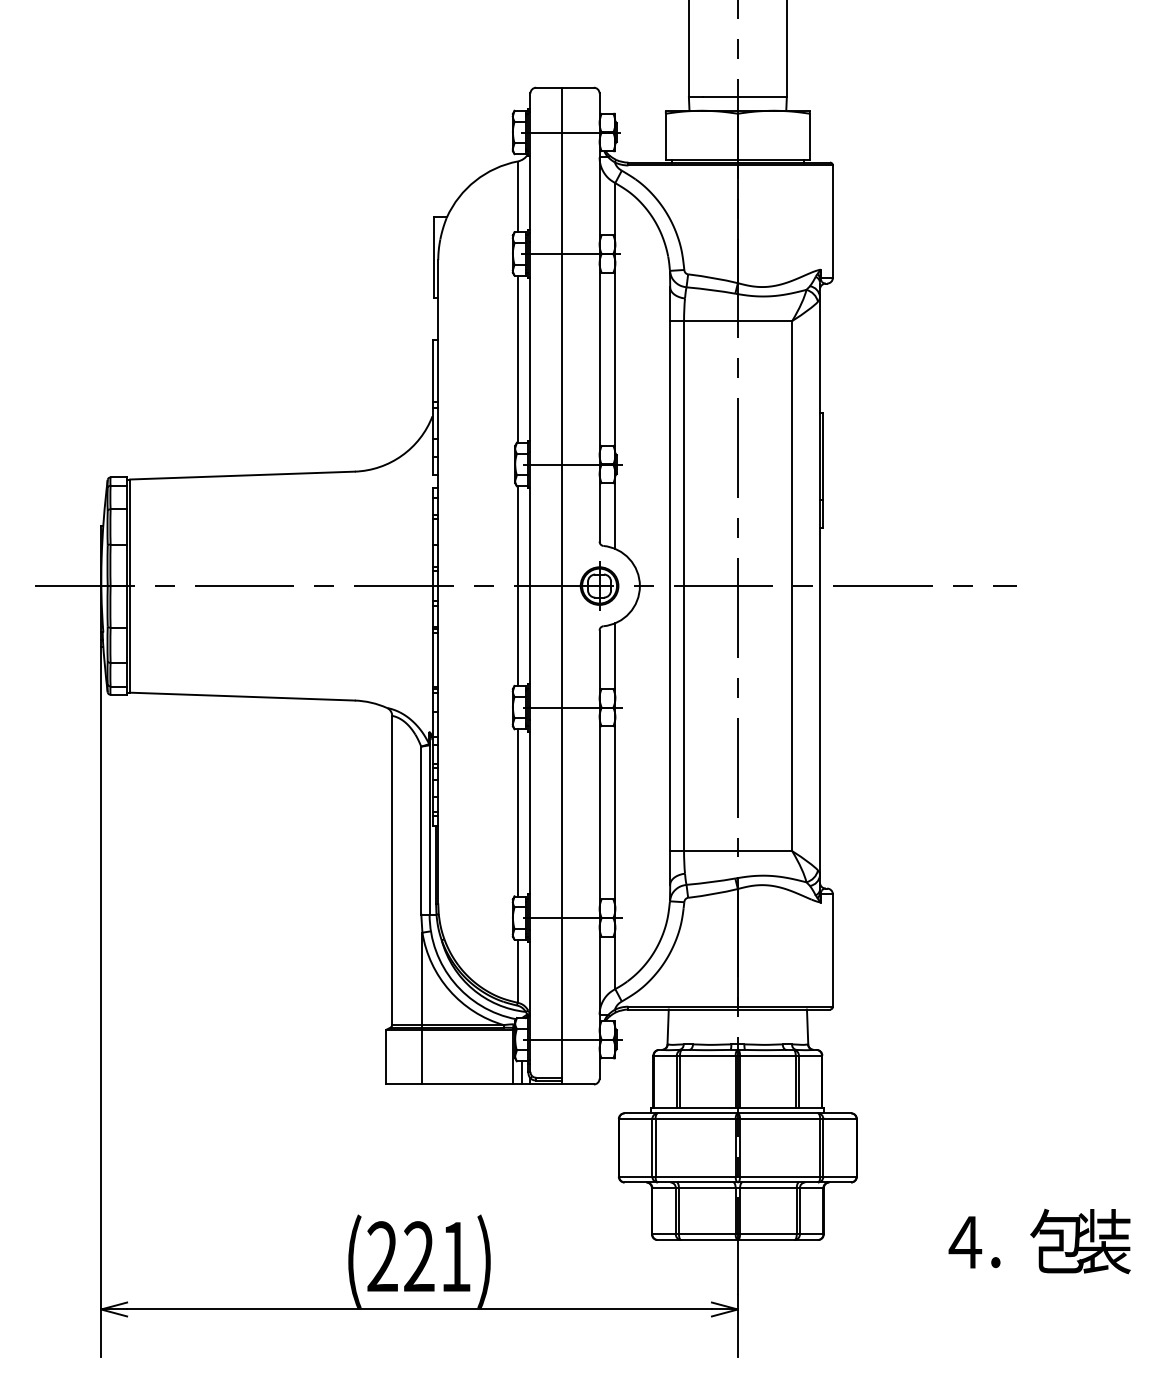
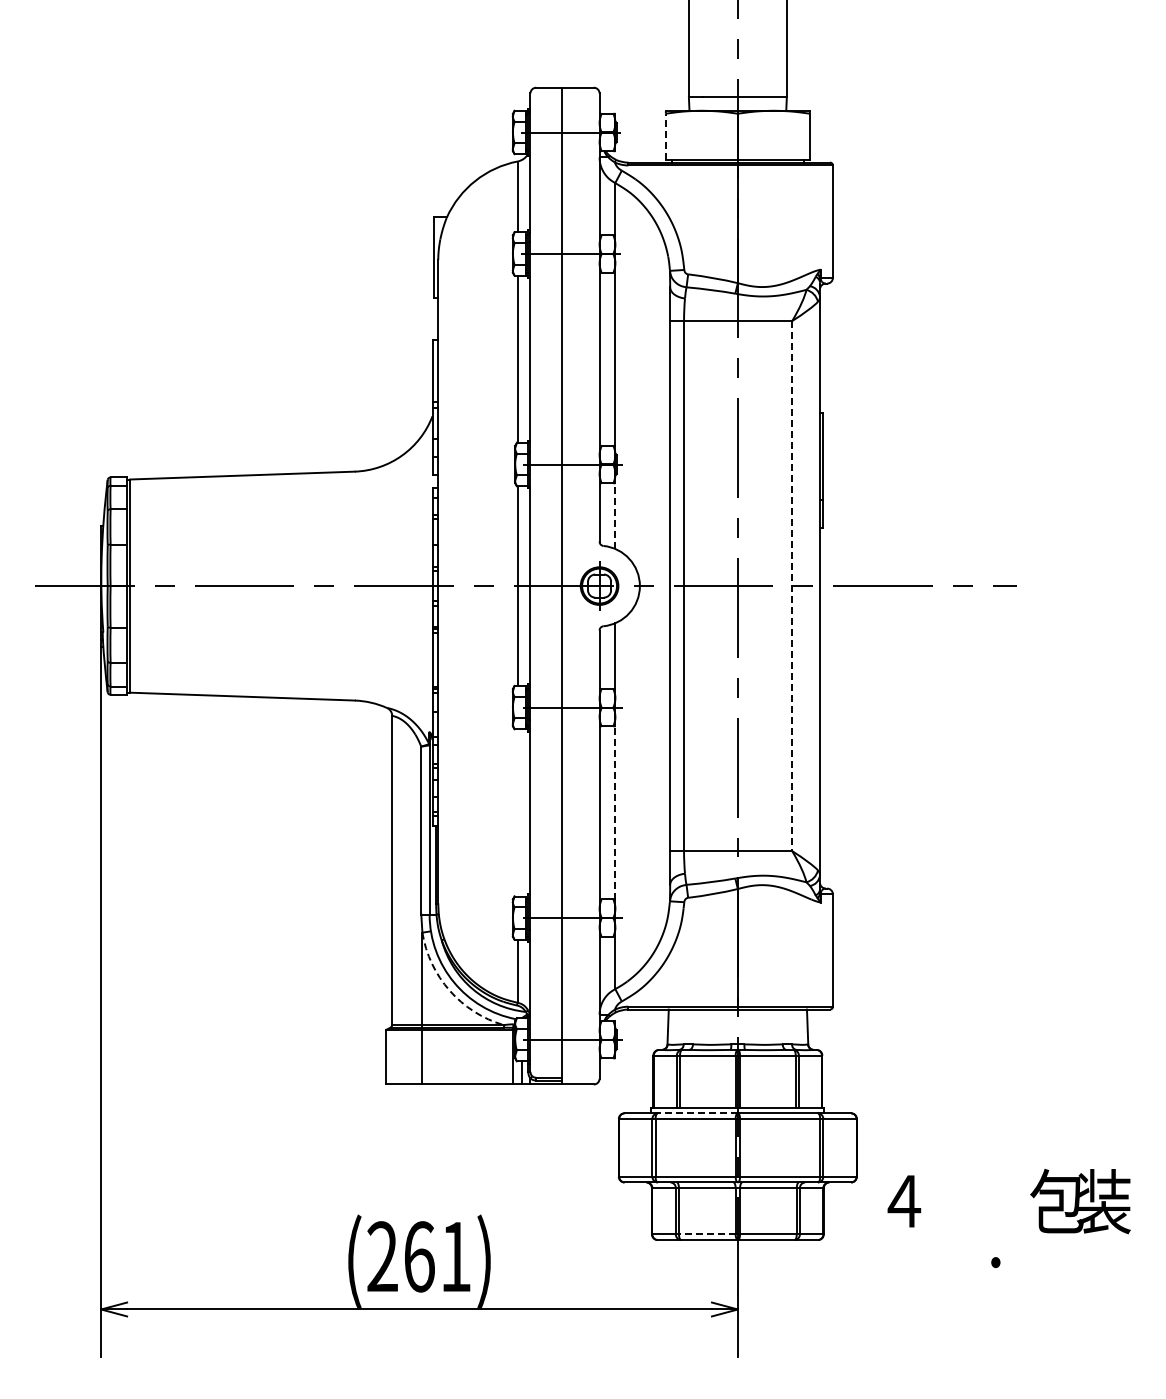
line: solid -> dashed (665, 136)
line: solid -> dashed (615, 516)
line: solid -> dashed (792, 586)
line: present -> none (517, 812)
line: solid -> dashed (615, 813)
arc: solid -> dashed (449, 990)
line: solid -> dashed (697, 1113)
line: solid -> dashed (706, 1234)
text position: (1080, 1241) -> (1080, 1201) (1080, 1201)
text position: (965, 1242) -> (904, 1201) (904, 1201)
text: (221) -> (261) (419, 1256)
